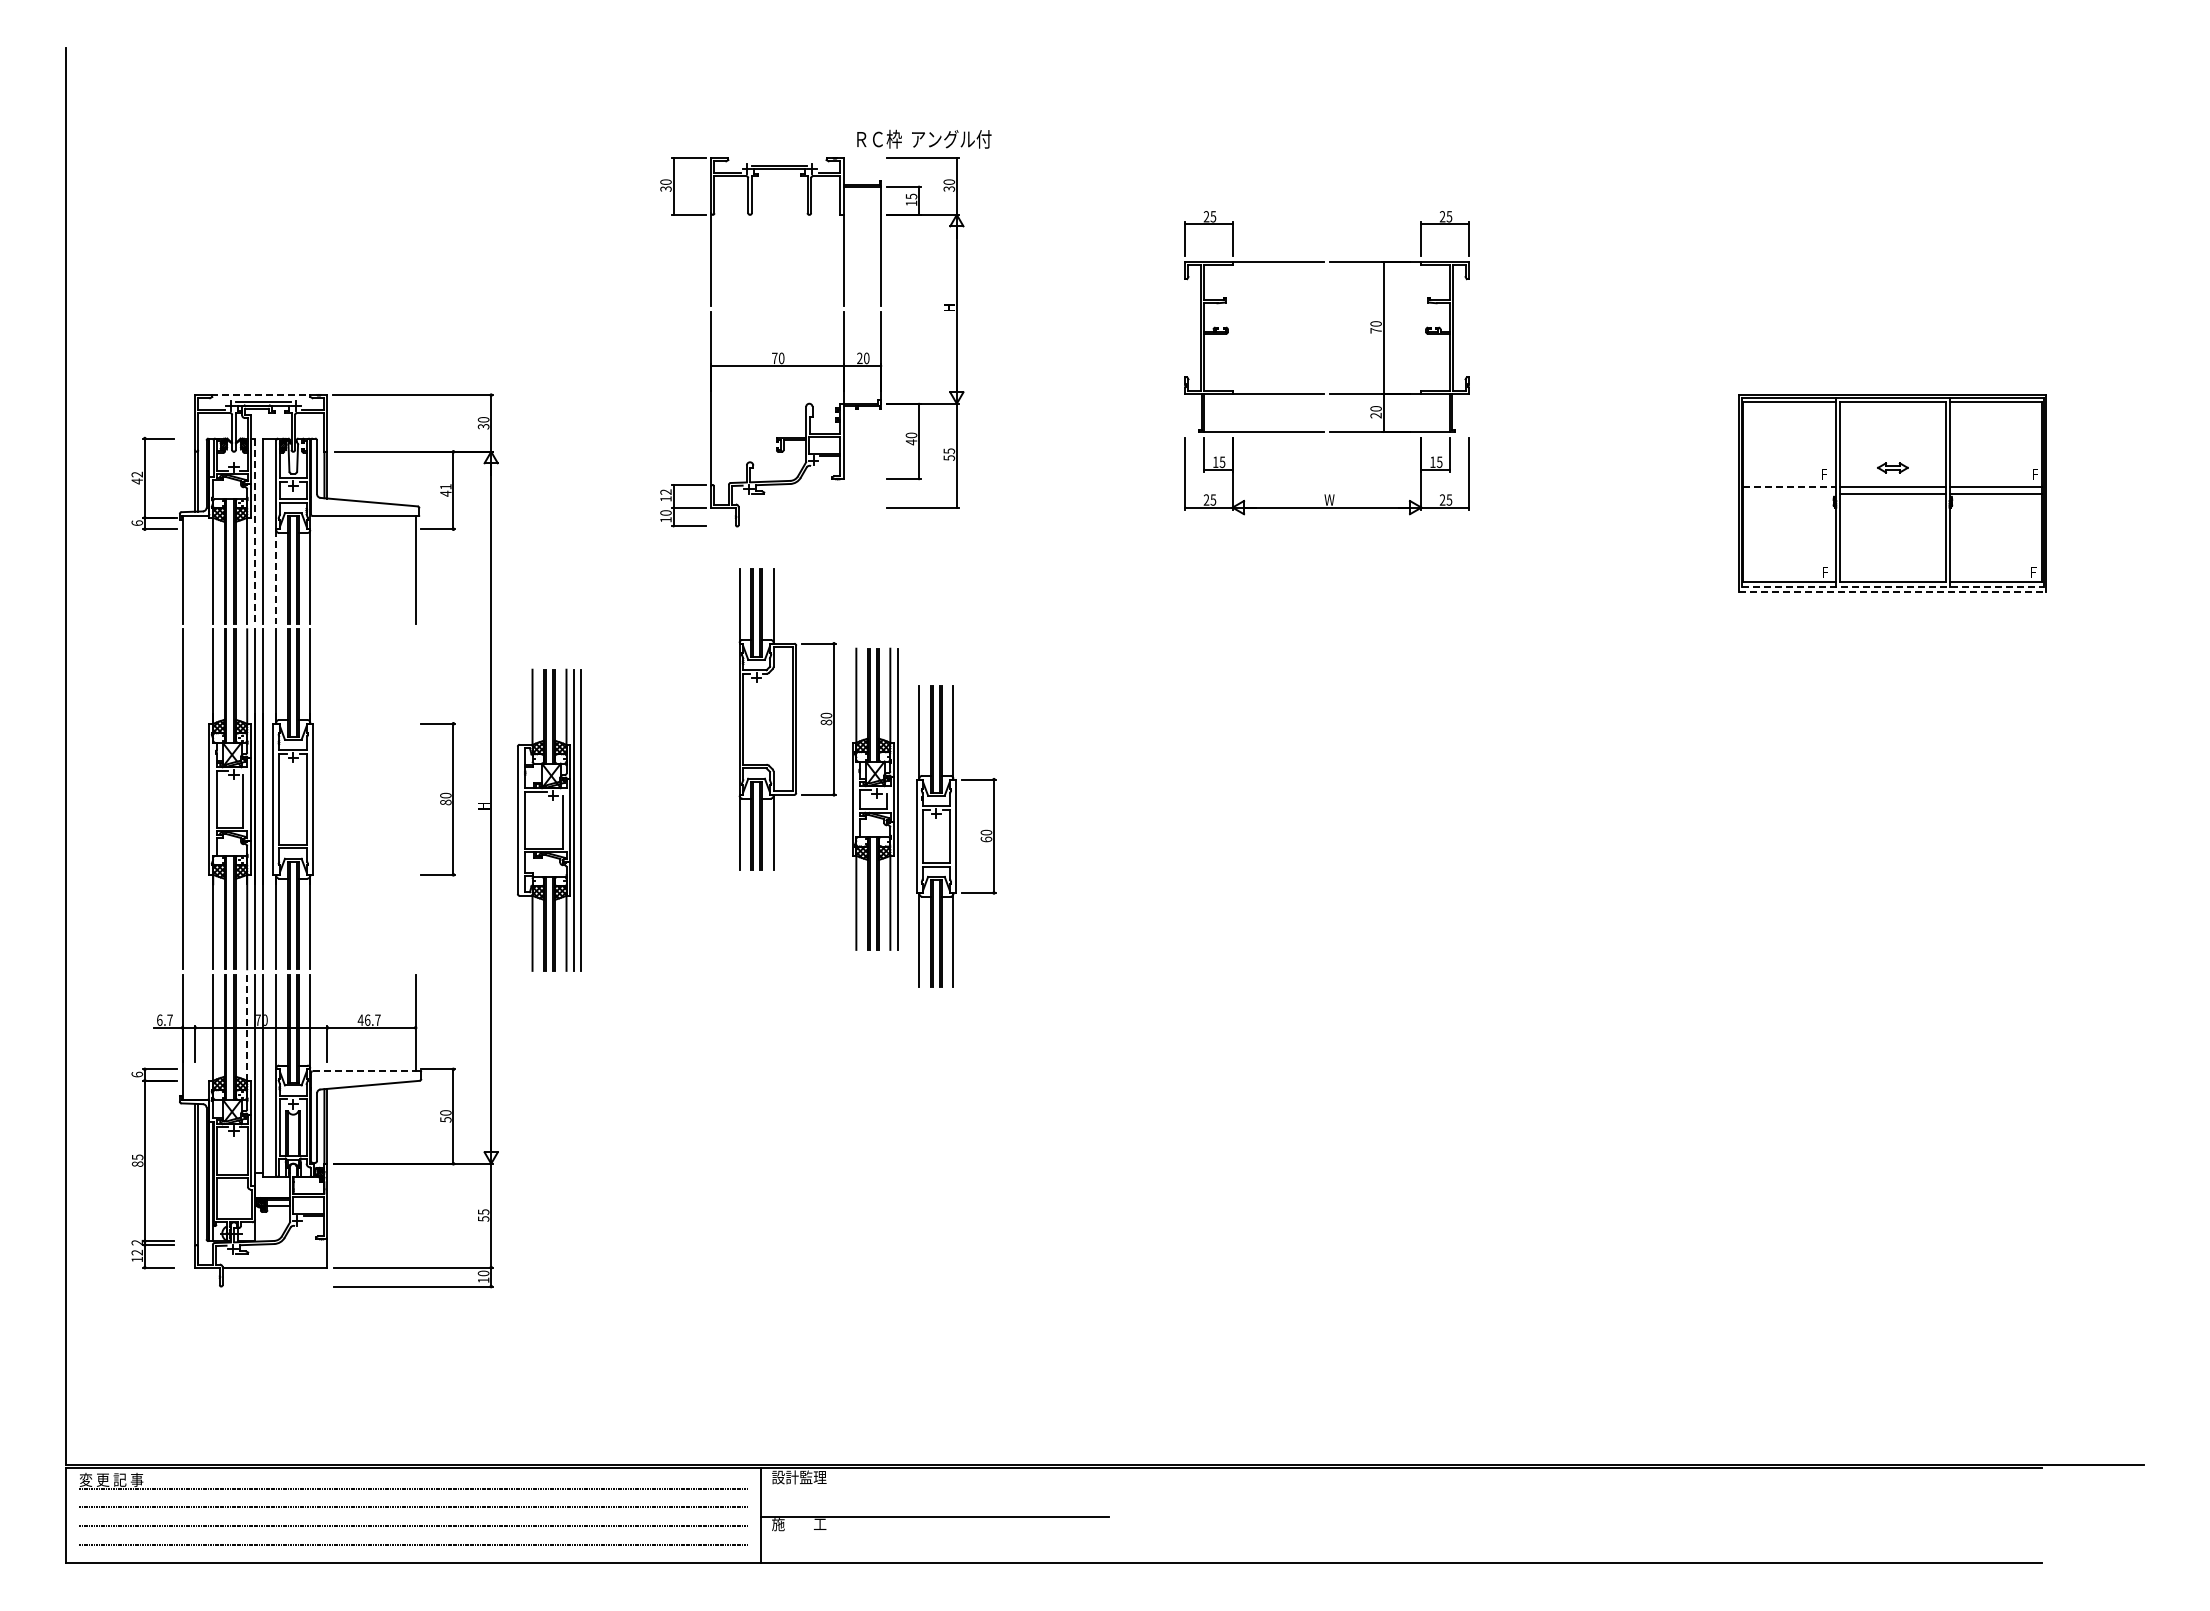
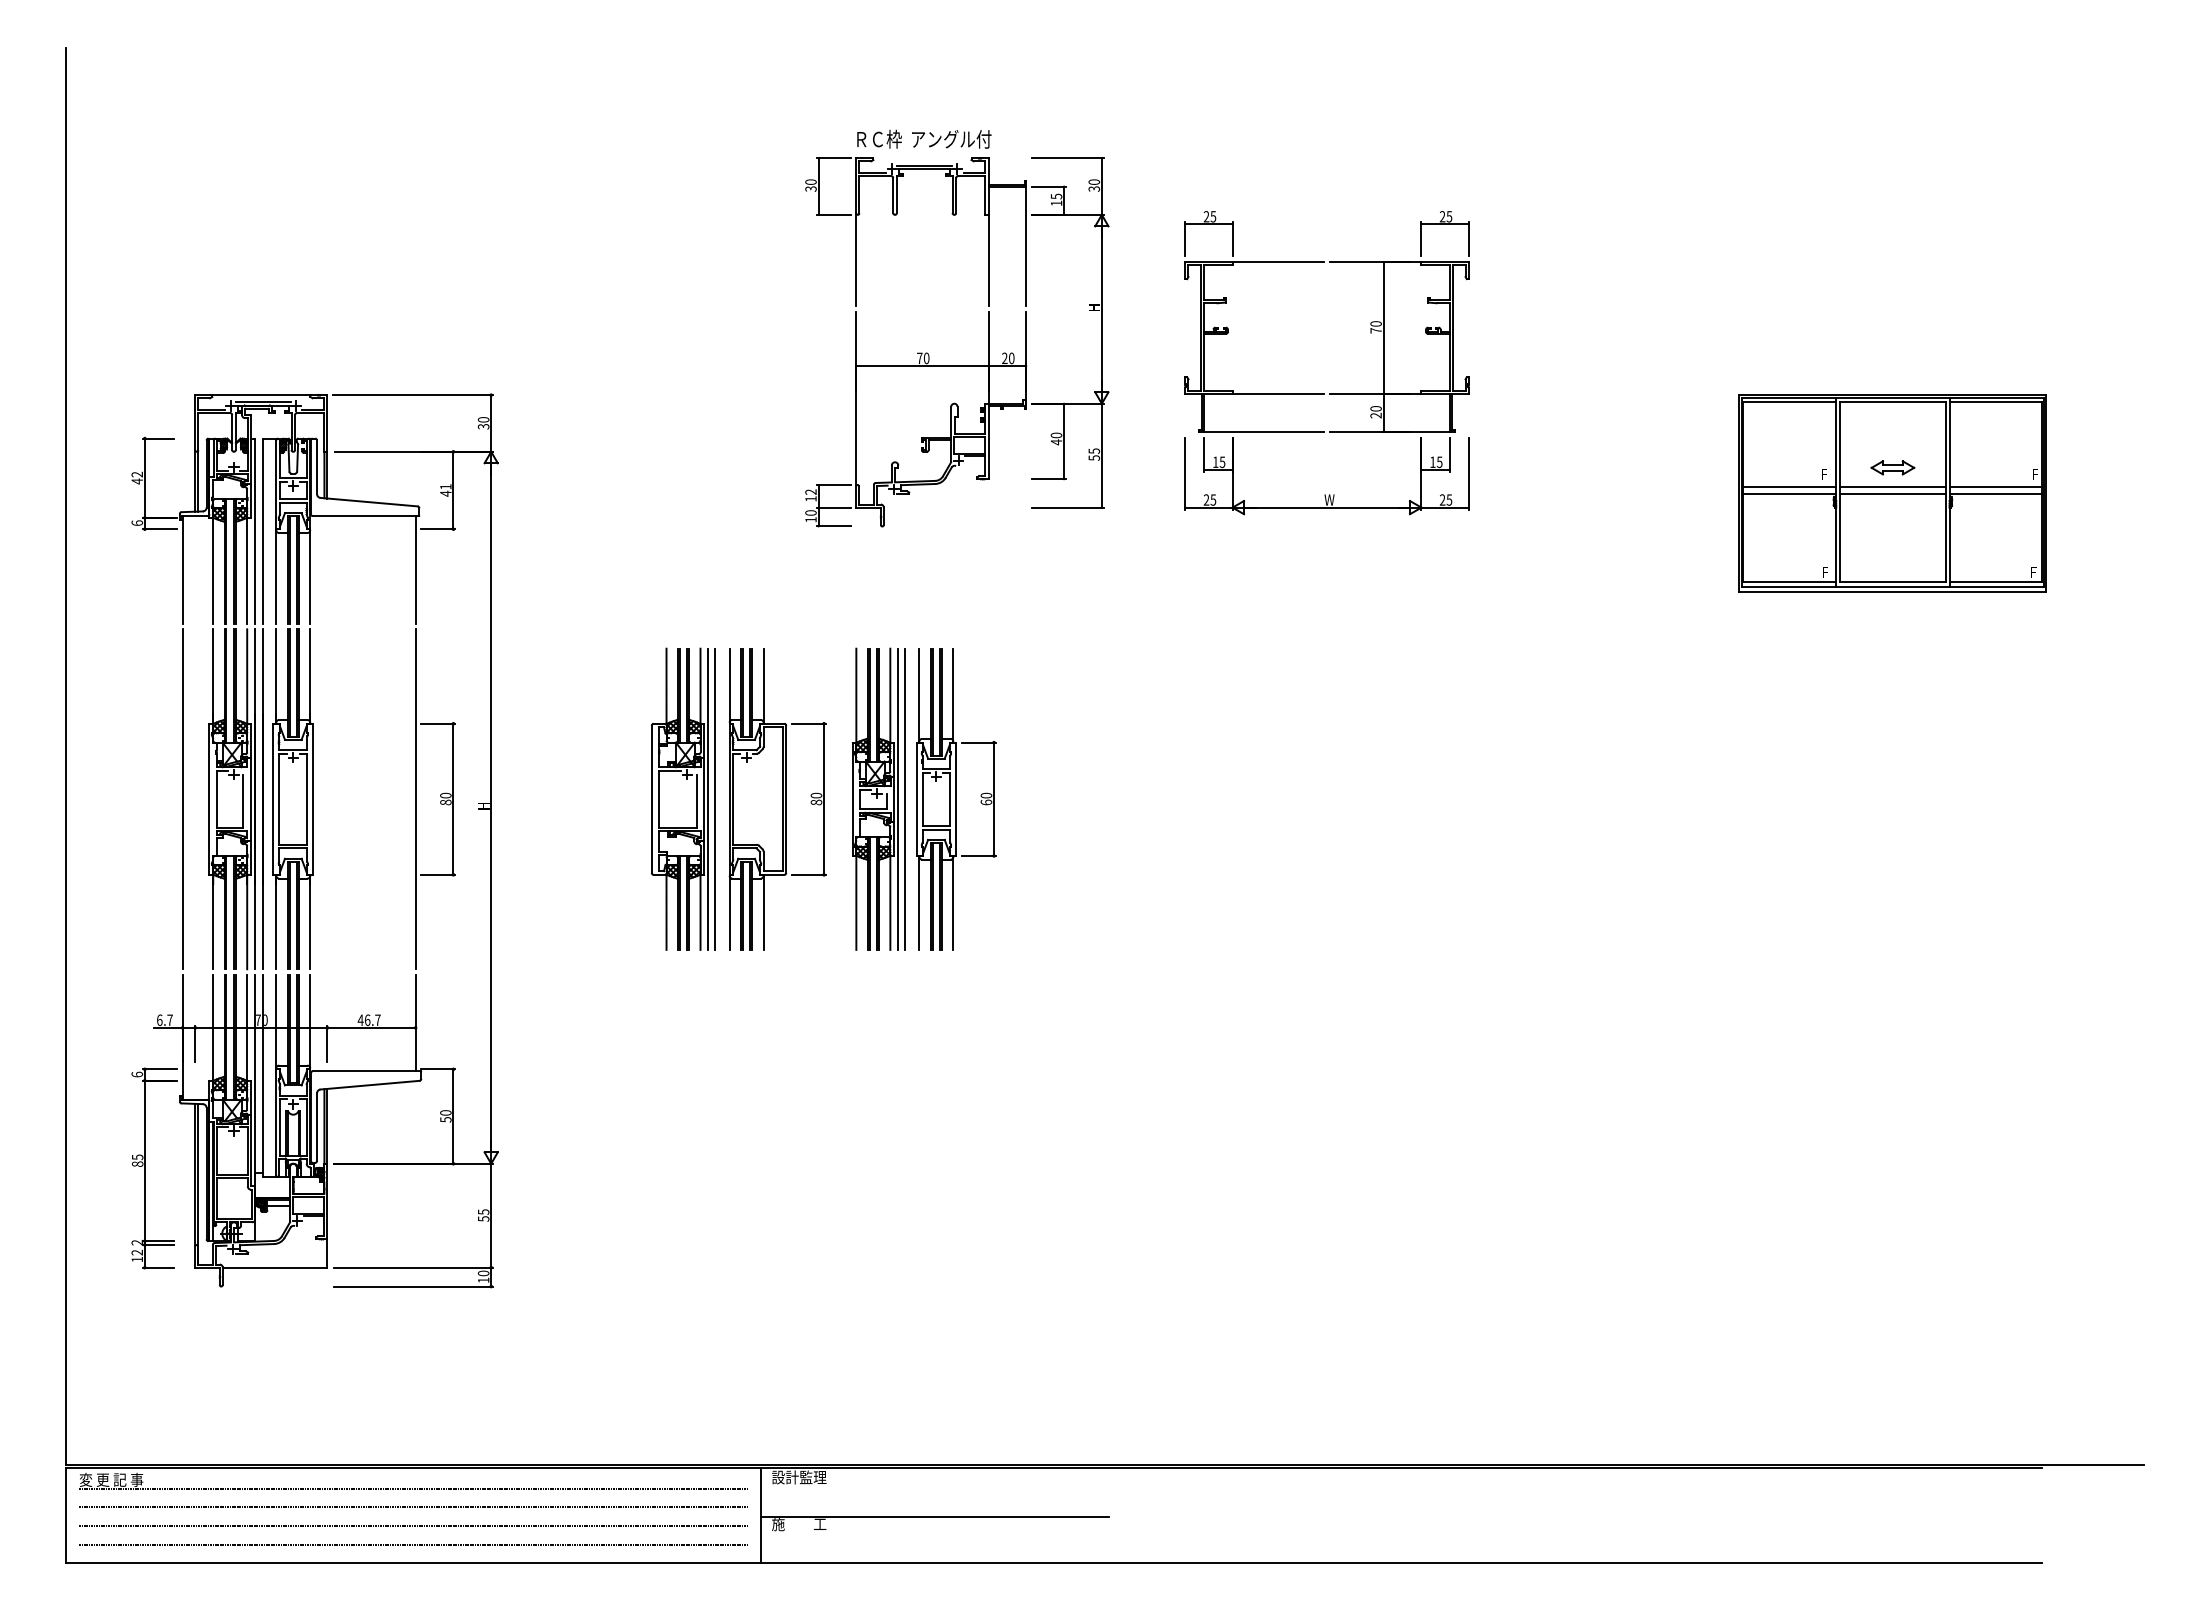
part position: (812, 365) -> (957, 365) (957, 365)
line: dashed -> solid (261, 395)
part size: 32x12 px -> 46x16 px (1892, 467)
line: dashed -> solid (1790, 486)
line: none -> present (1789, 494)
line: dashed -> solid (255, 531)
line: dashed -> solid (276, 577)
line: dashed -> solid (1893, 586)
line: dashed -> solid (1893, 592)
part position: (787, 719) -> (777, 799) (777, 799)
line: none -> present (904, 798)
line: none -> present (415, 799)
part position: (549, 819) -> (683, 798) (683, 798)
part position: (956, 836) -> (956, 799) (956, 799)
line: dashed -> solid (247, 1028)
line: dashed -> solid (364, 1071)
